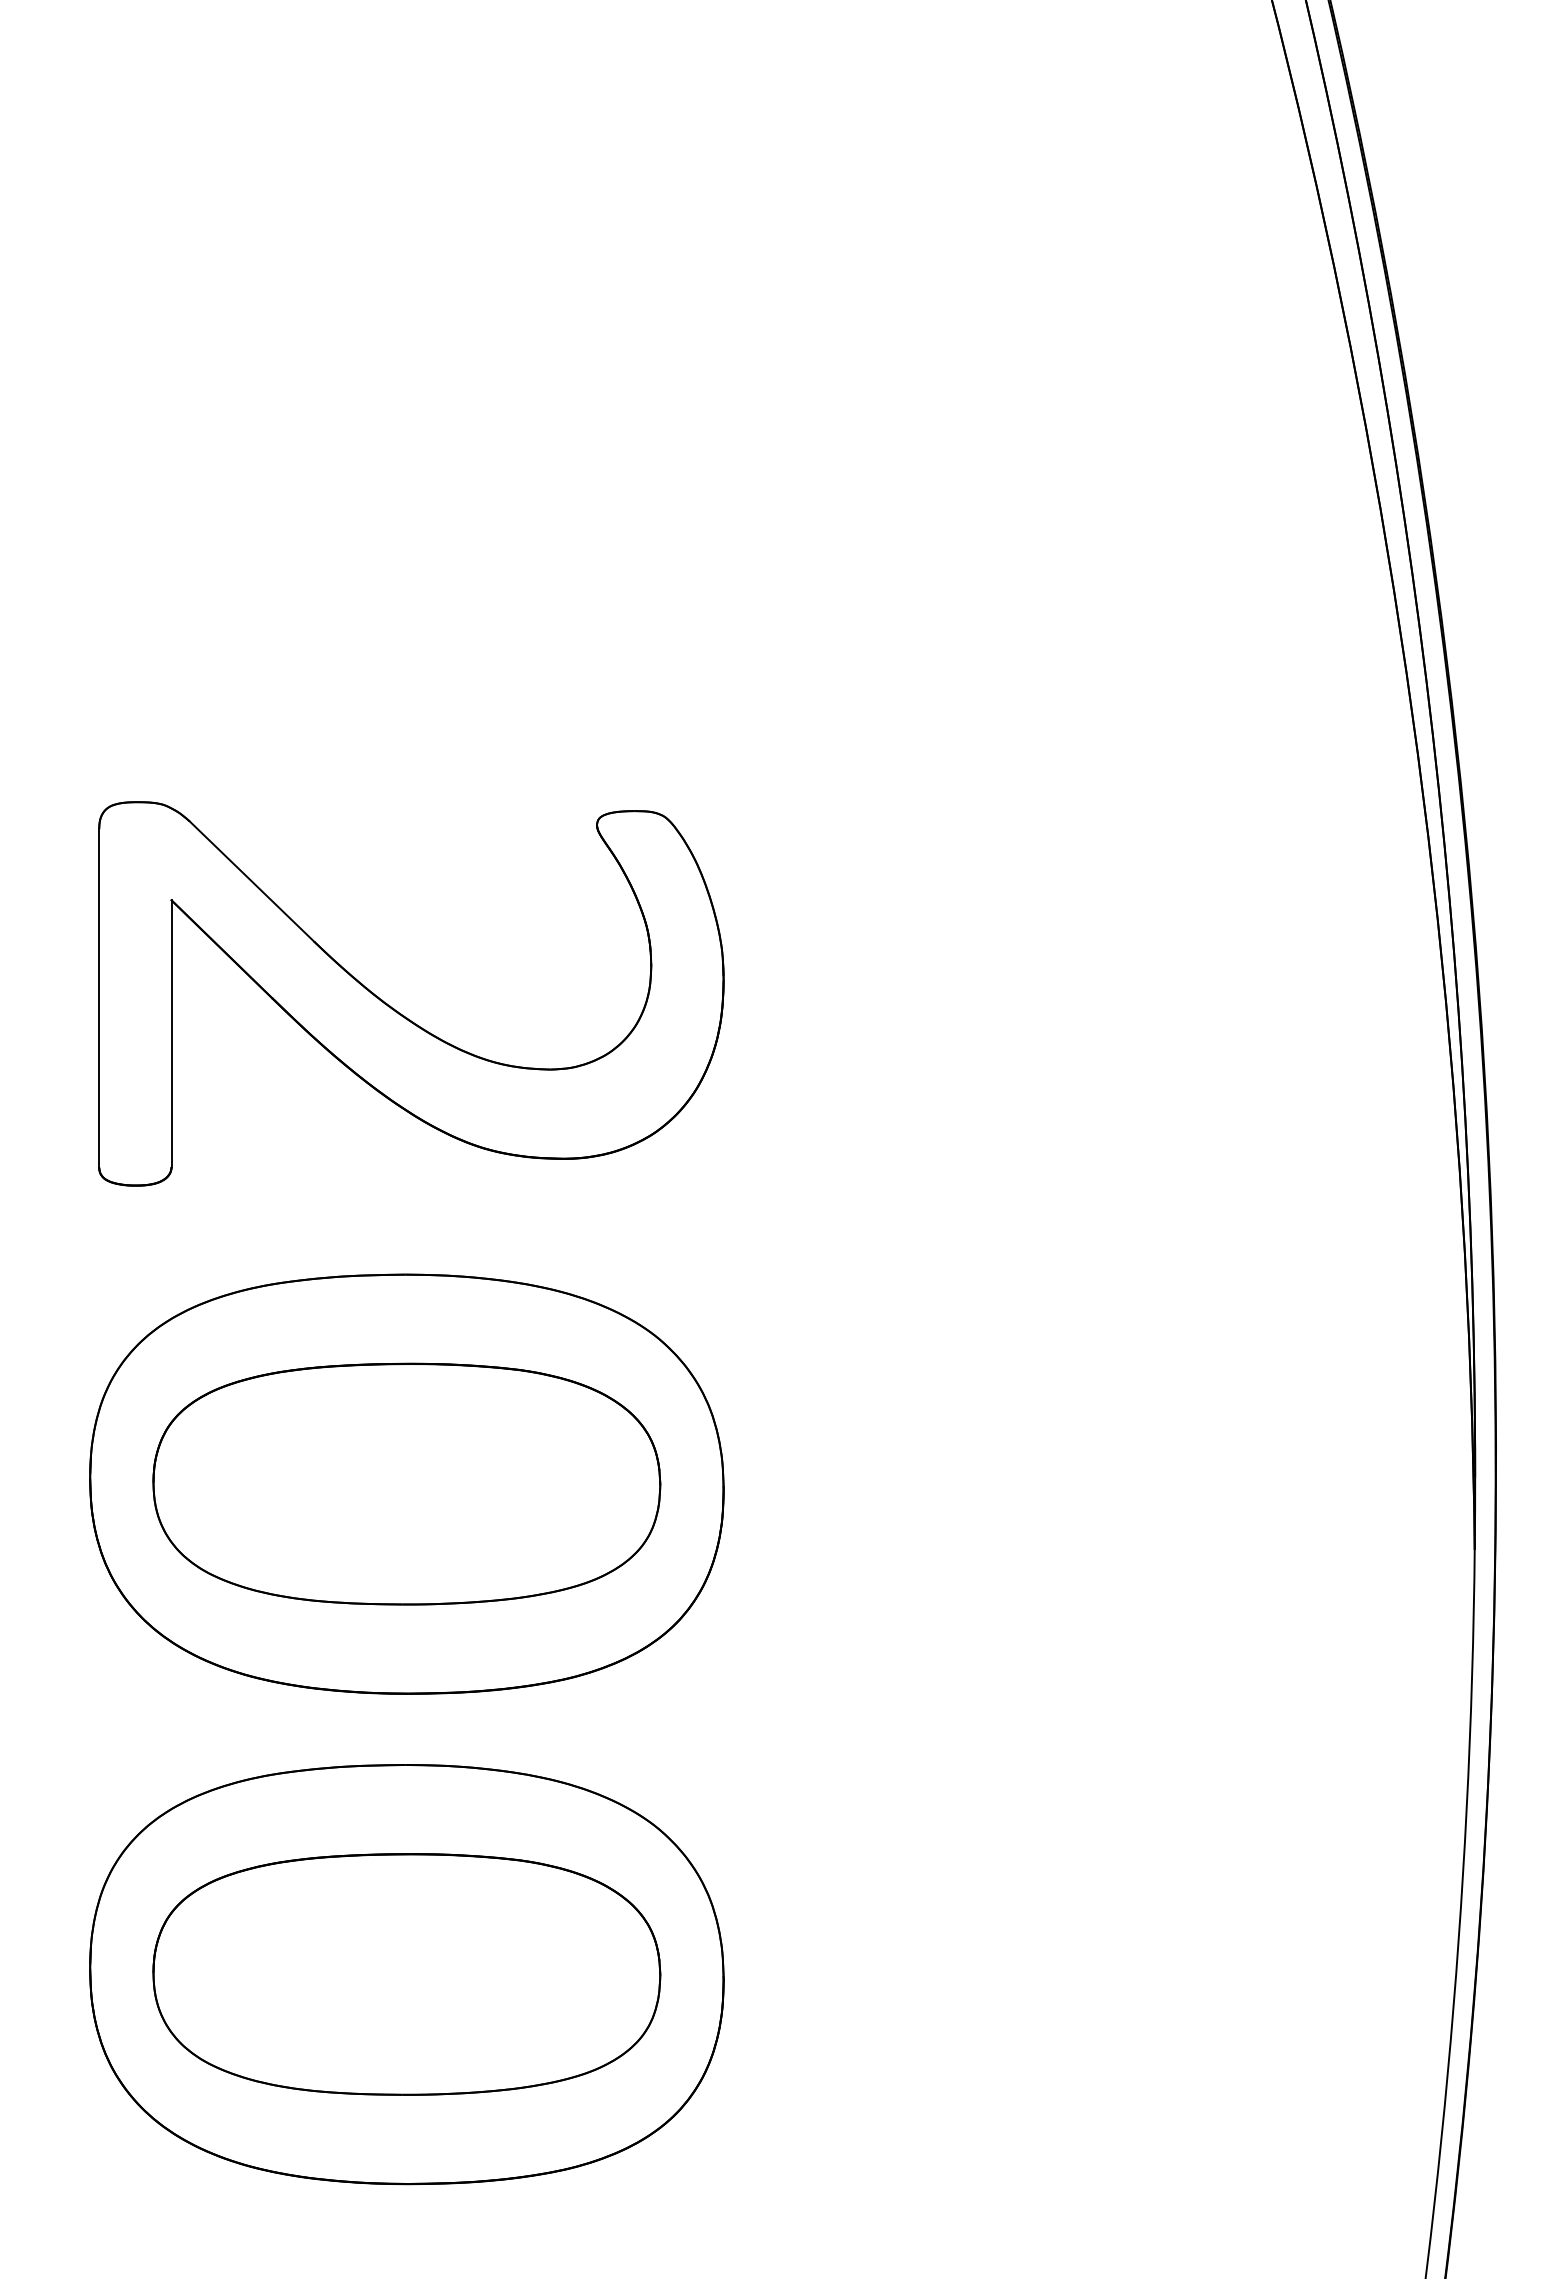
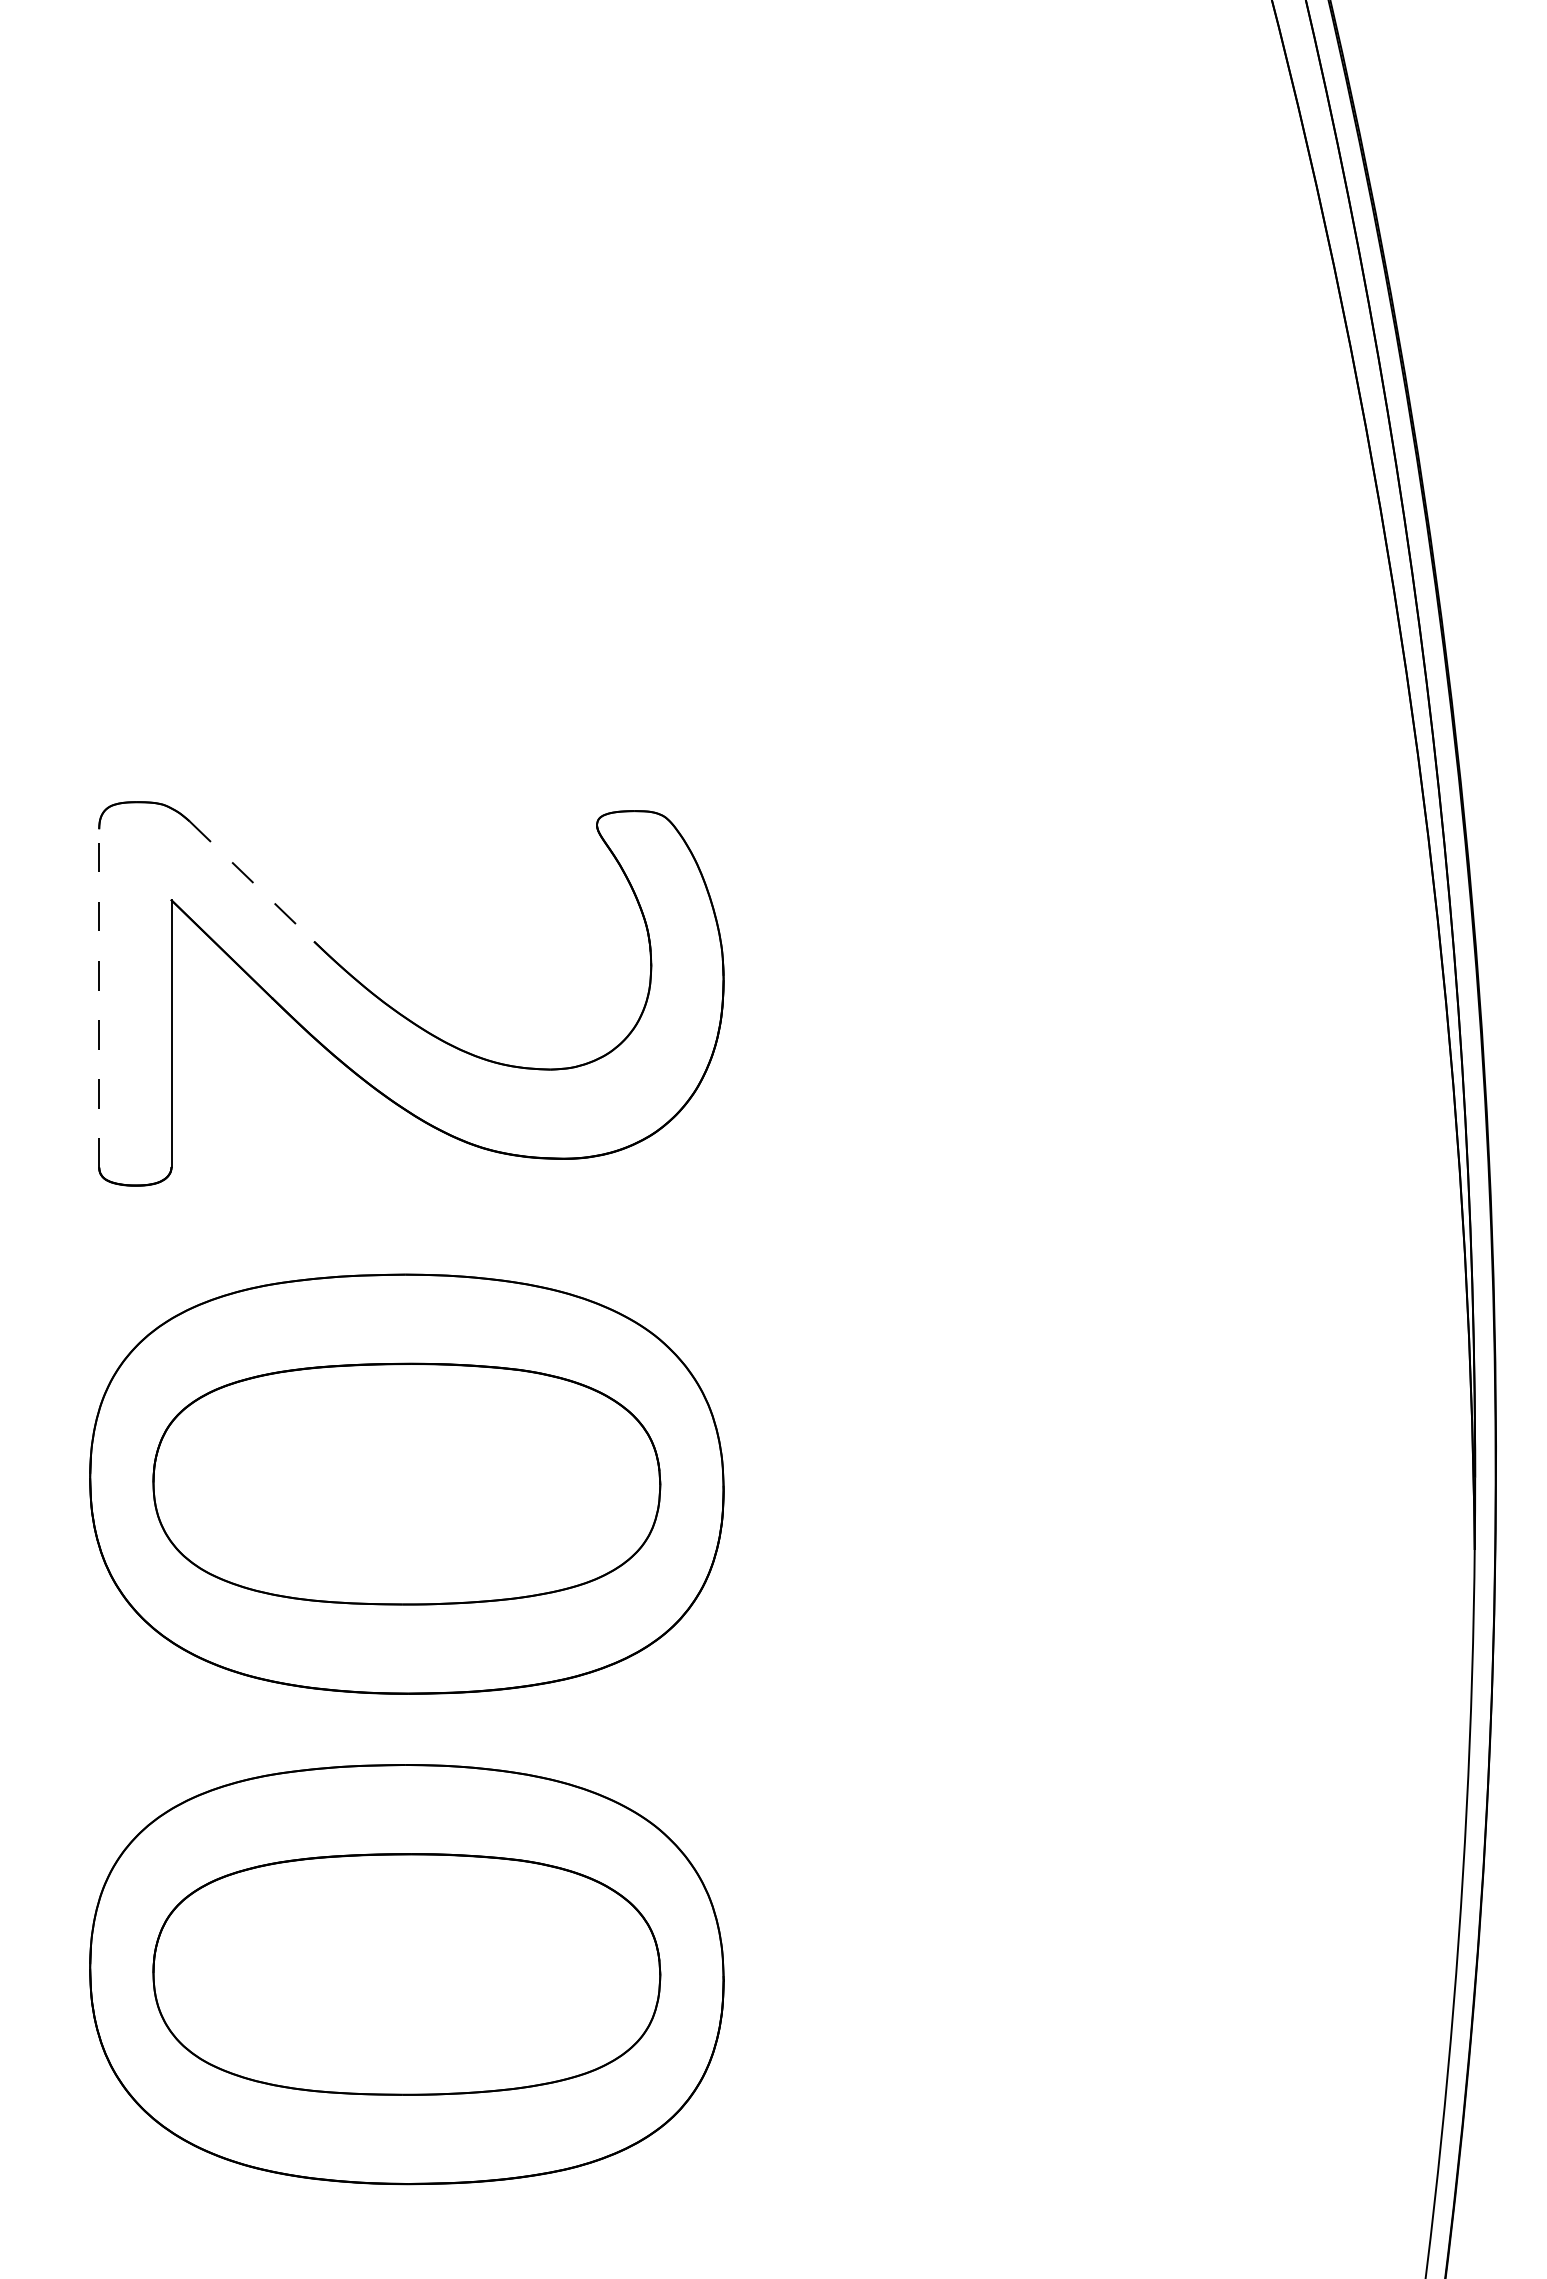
line: solid -> dashed (251, 881)
line: solid -> dashed (99, 998)
